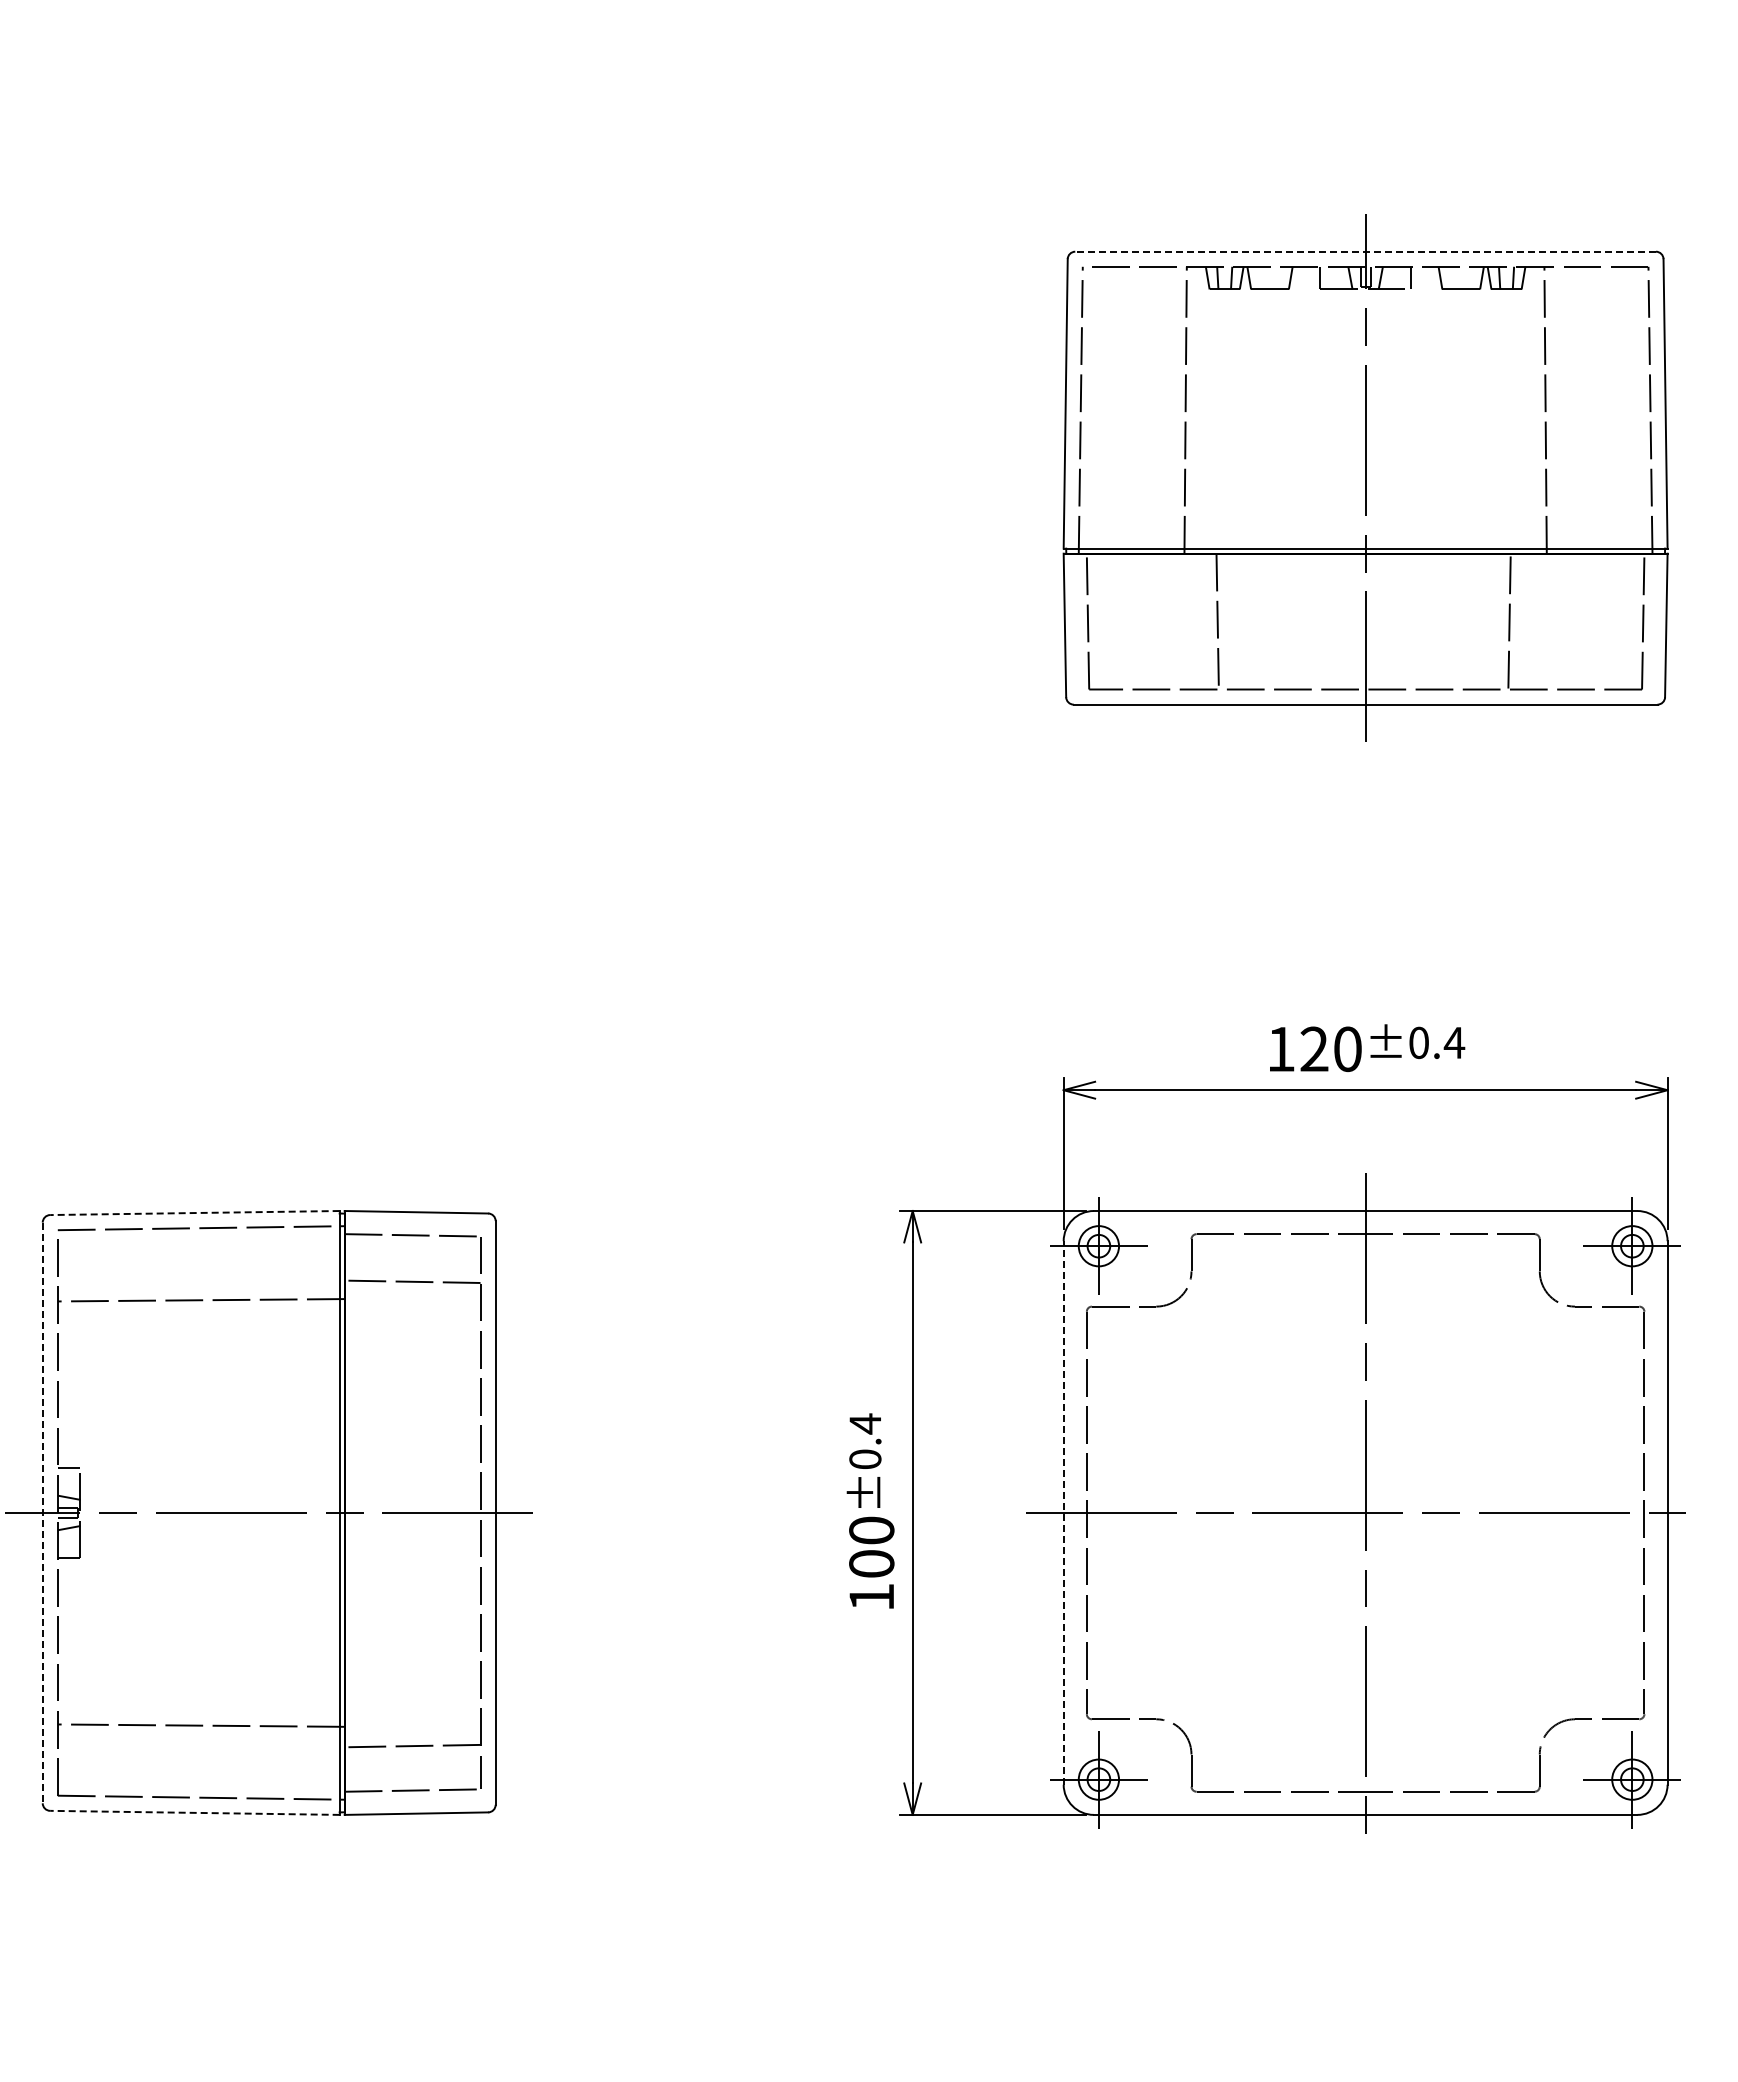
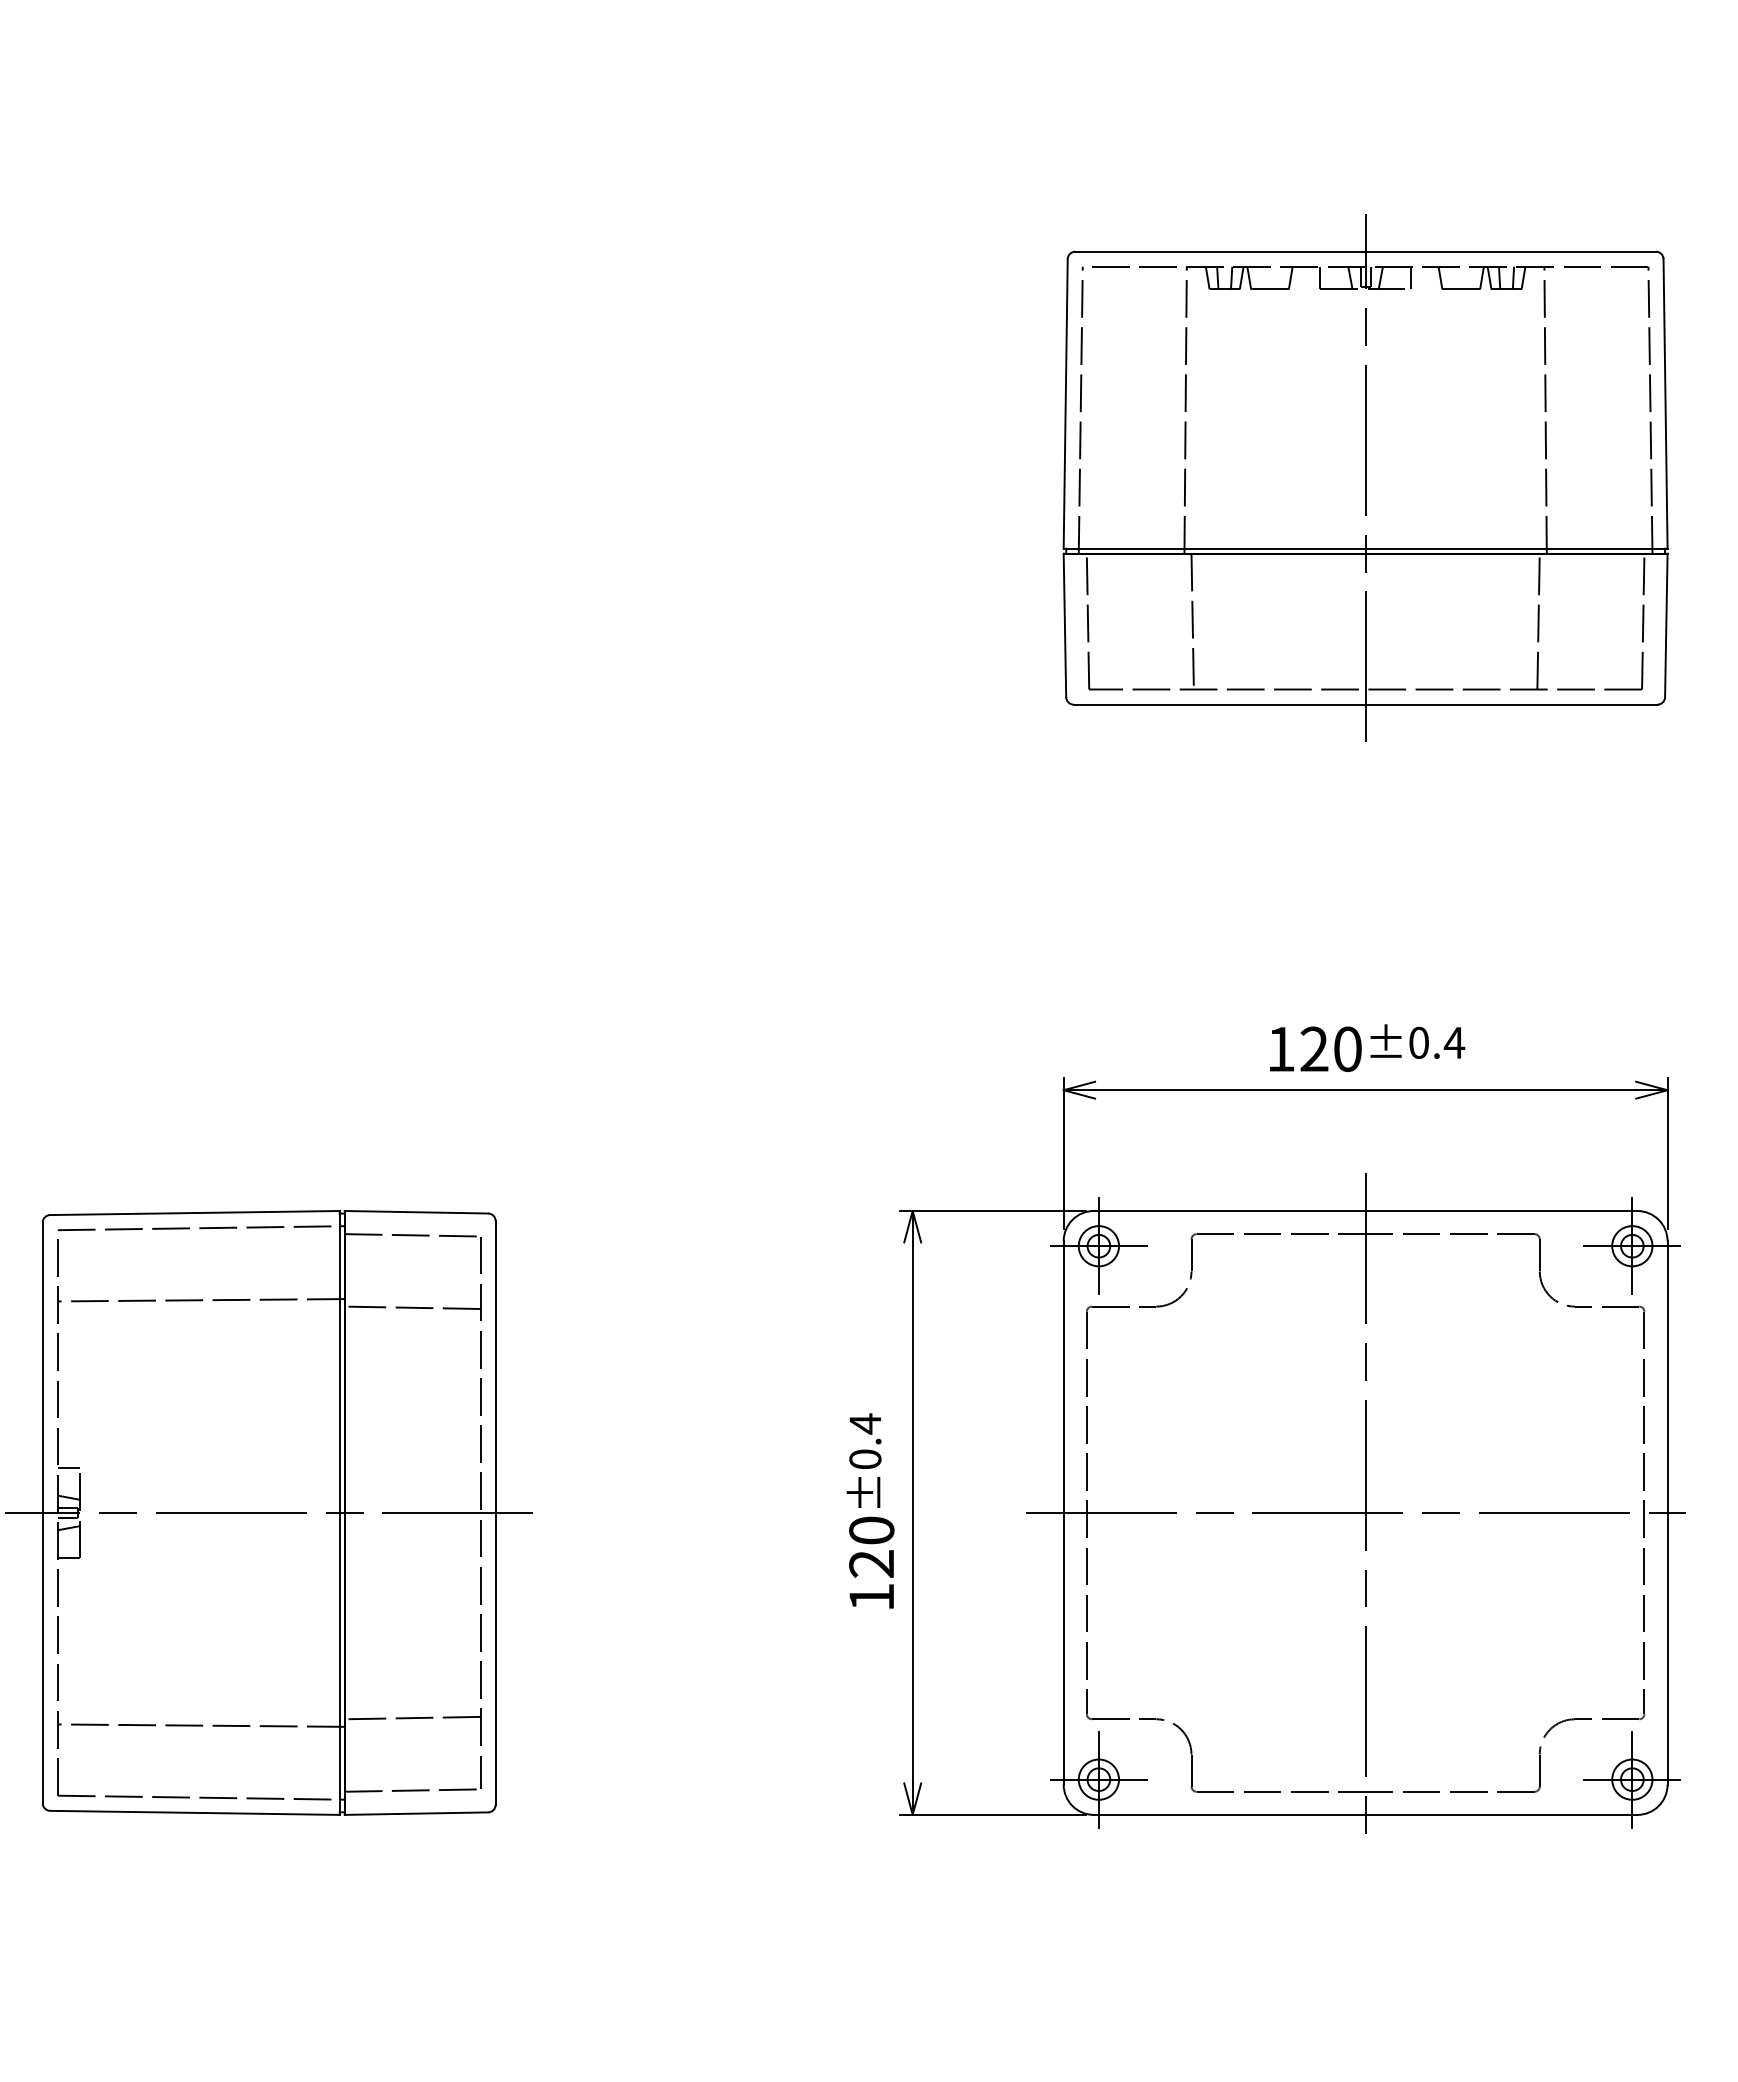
line: dashed -> solid (1365, 251)
line position: (1509, 620) -> (1538, 621) (1538, 621)
line position: (1217, 621) -> (1192, 621) (1192, 621)
line: dashed -> solid (194, 1213)
line position: (412, 1281) -> (412, 1307) (412, 1307)
line: dashed -> solid (1063, 1512)
line: dashed -> solid (42, 1513)
text: 100 -> 120 (871, 1563)
line position: (412, 1745) -> (412, 1717) (412, 1717)
line: dashed -> solid (194, 1812)
